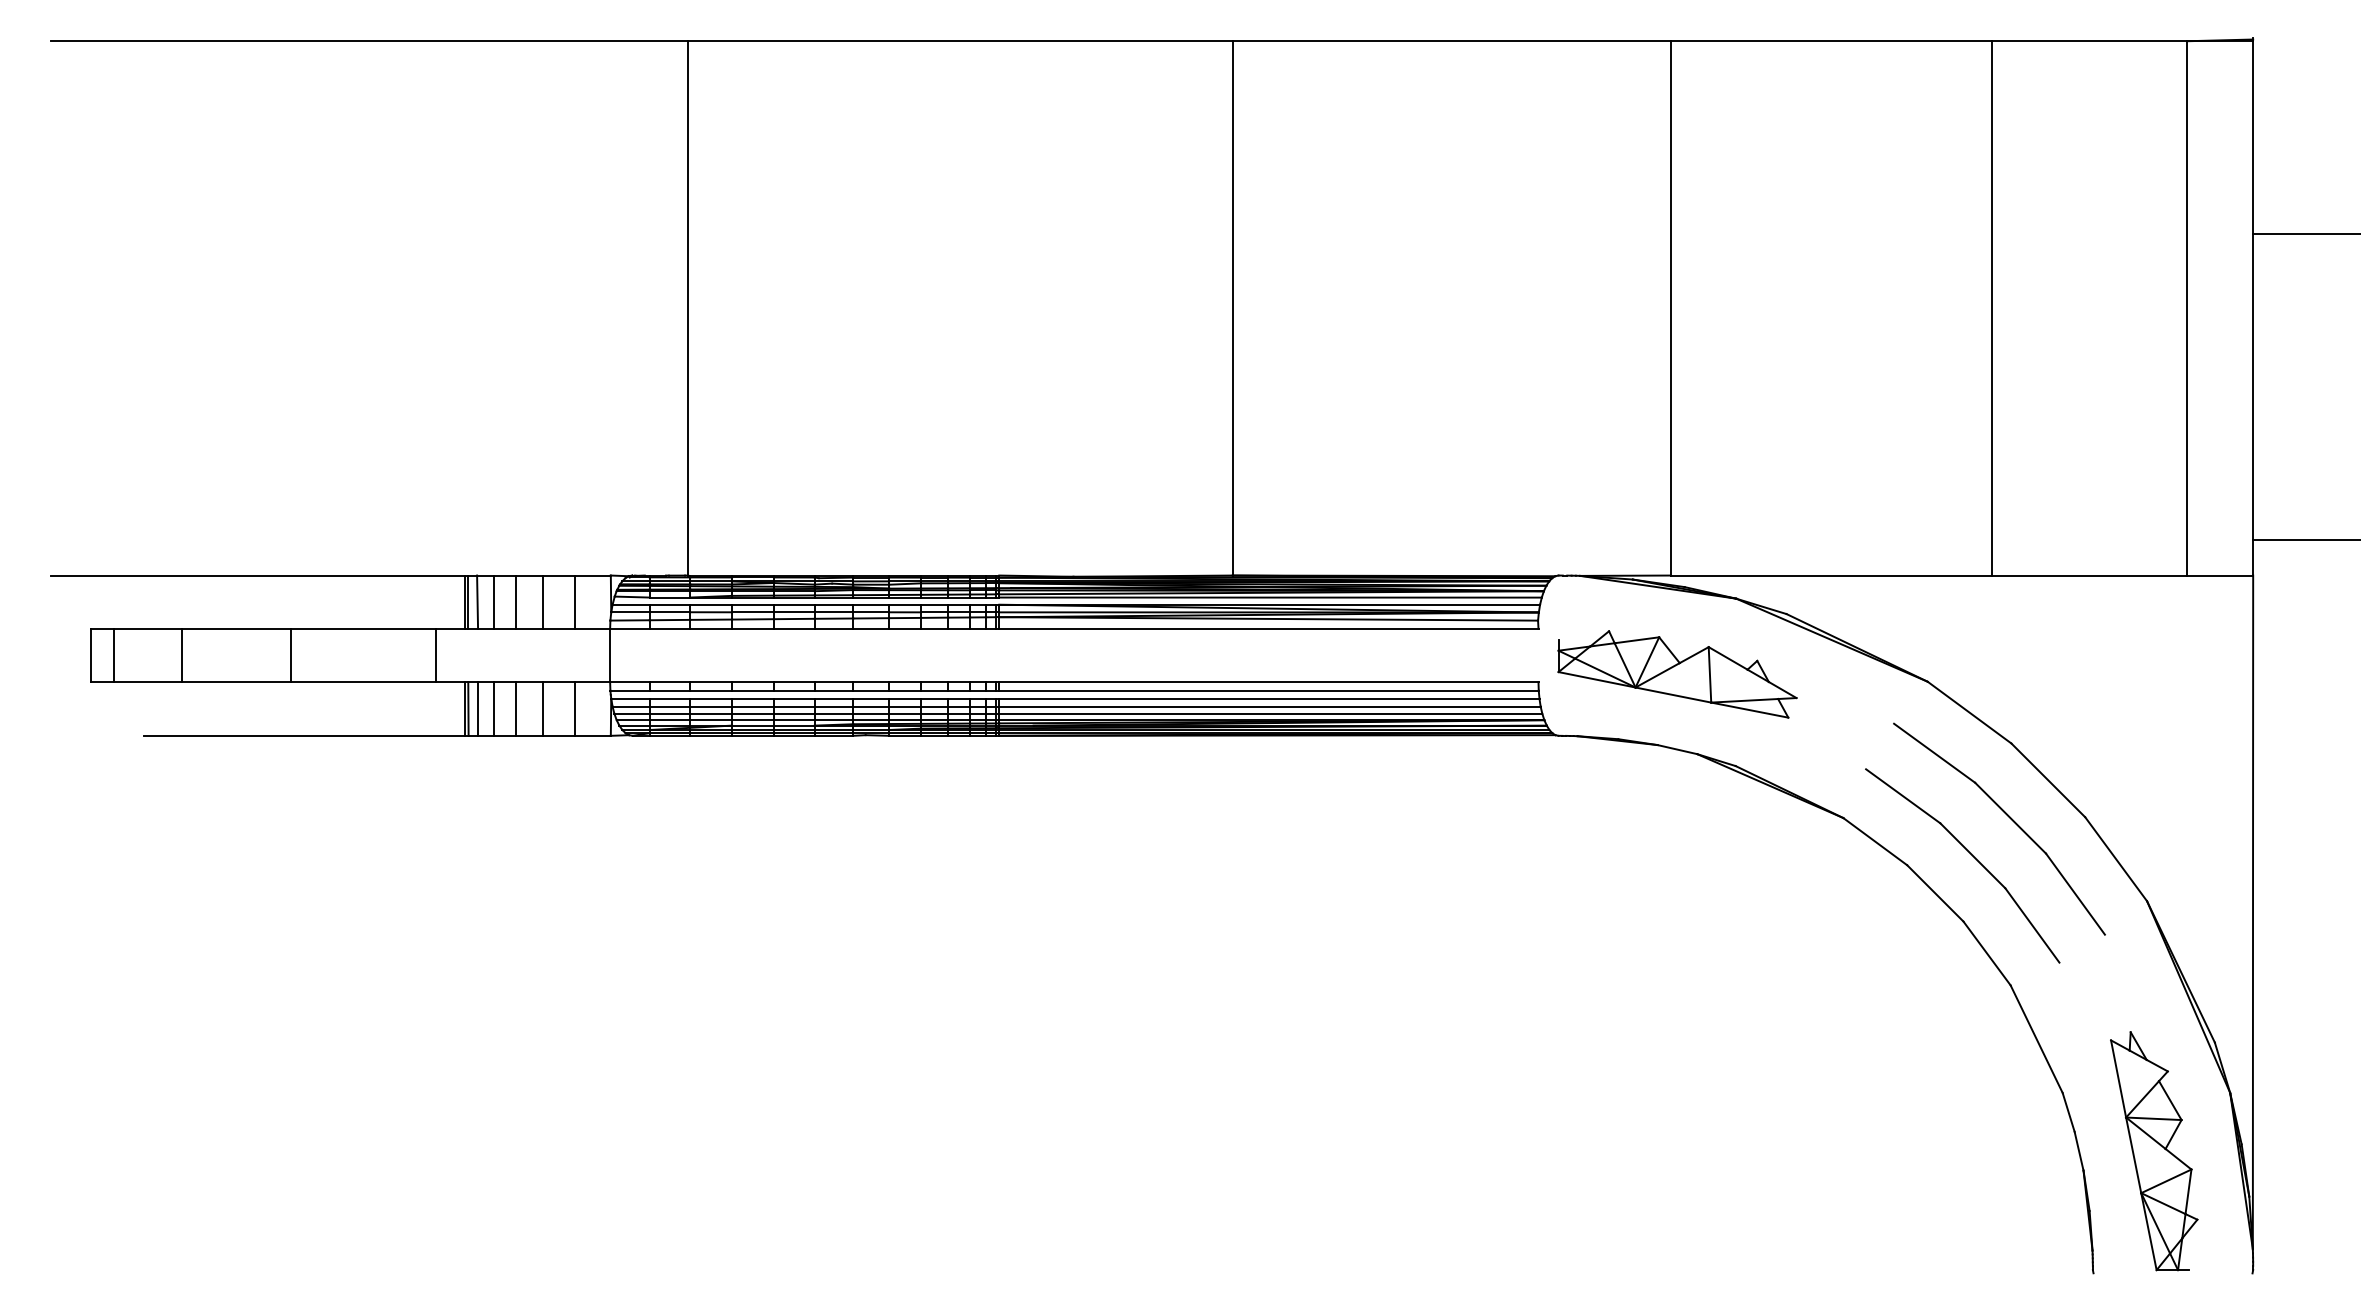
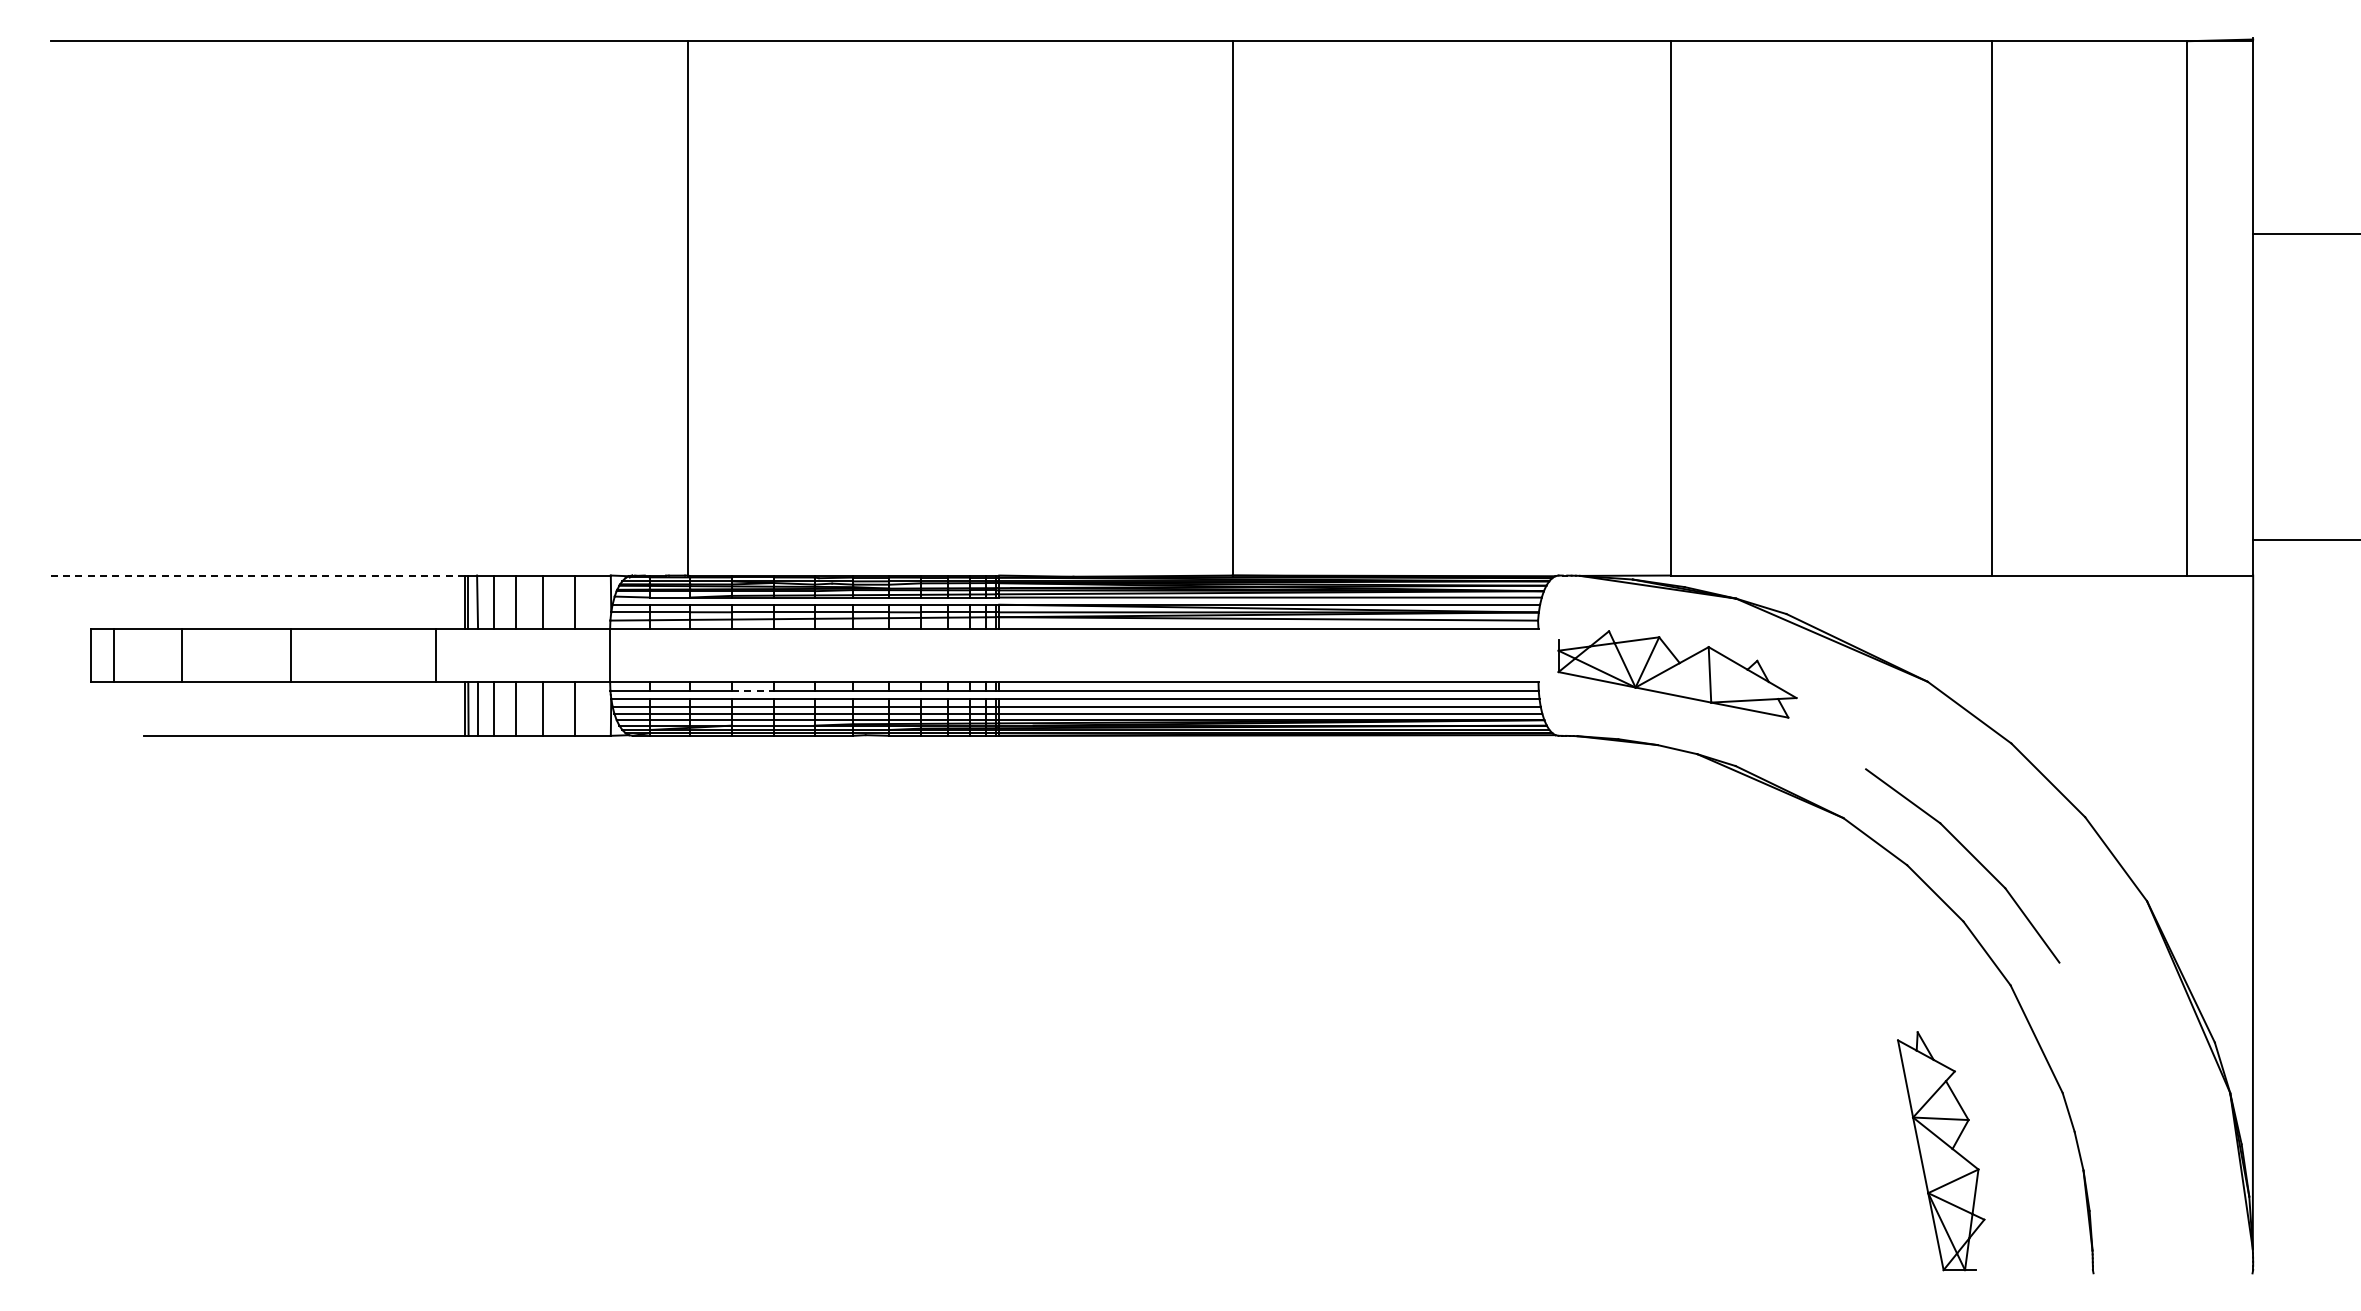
line: solid -> dashed (258, 575)
line: solid -> dashed (753, 690)
part: present -> none (2009, 818)
part position: (2154, 1151) -> (1941, 1151) (1941, 1151)
